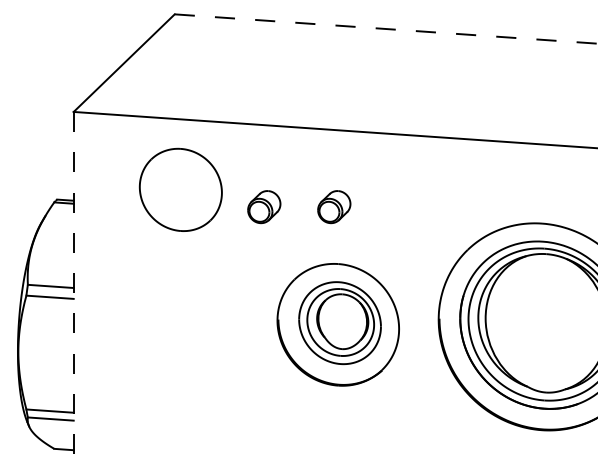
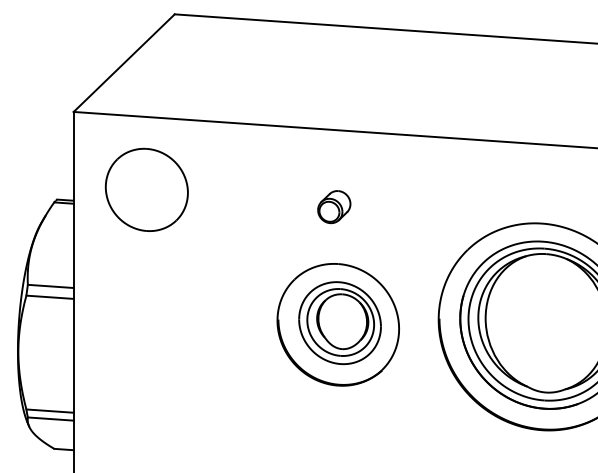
line: dashed -> solid (386, 29)
part position: (180, 189) -> (146, 189) (146, 189)
part: present -> none (264, 207)
line: dashed -> solid (73, 292)
